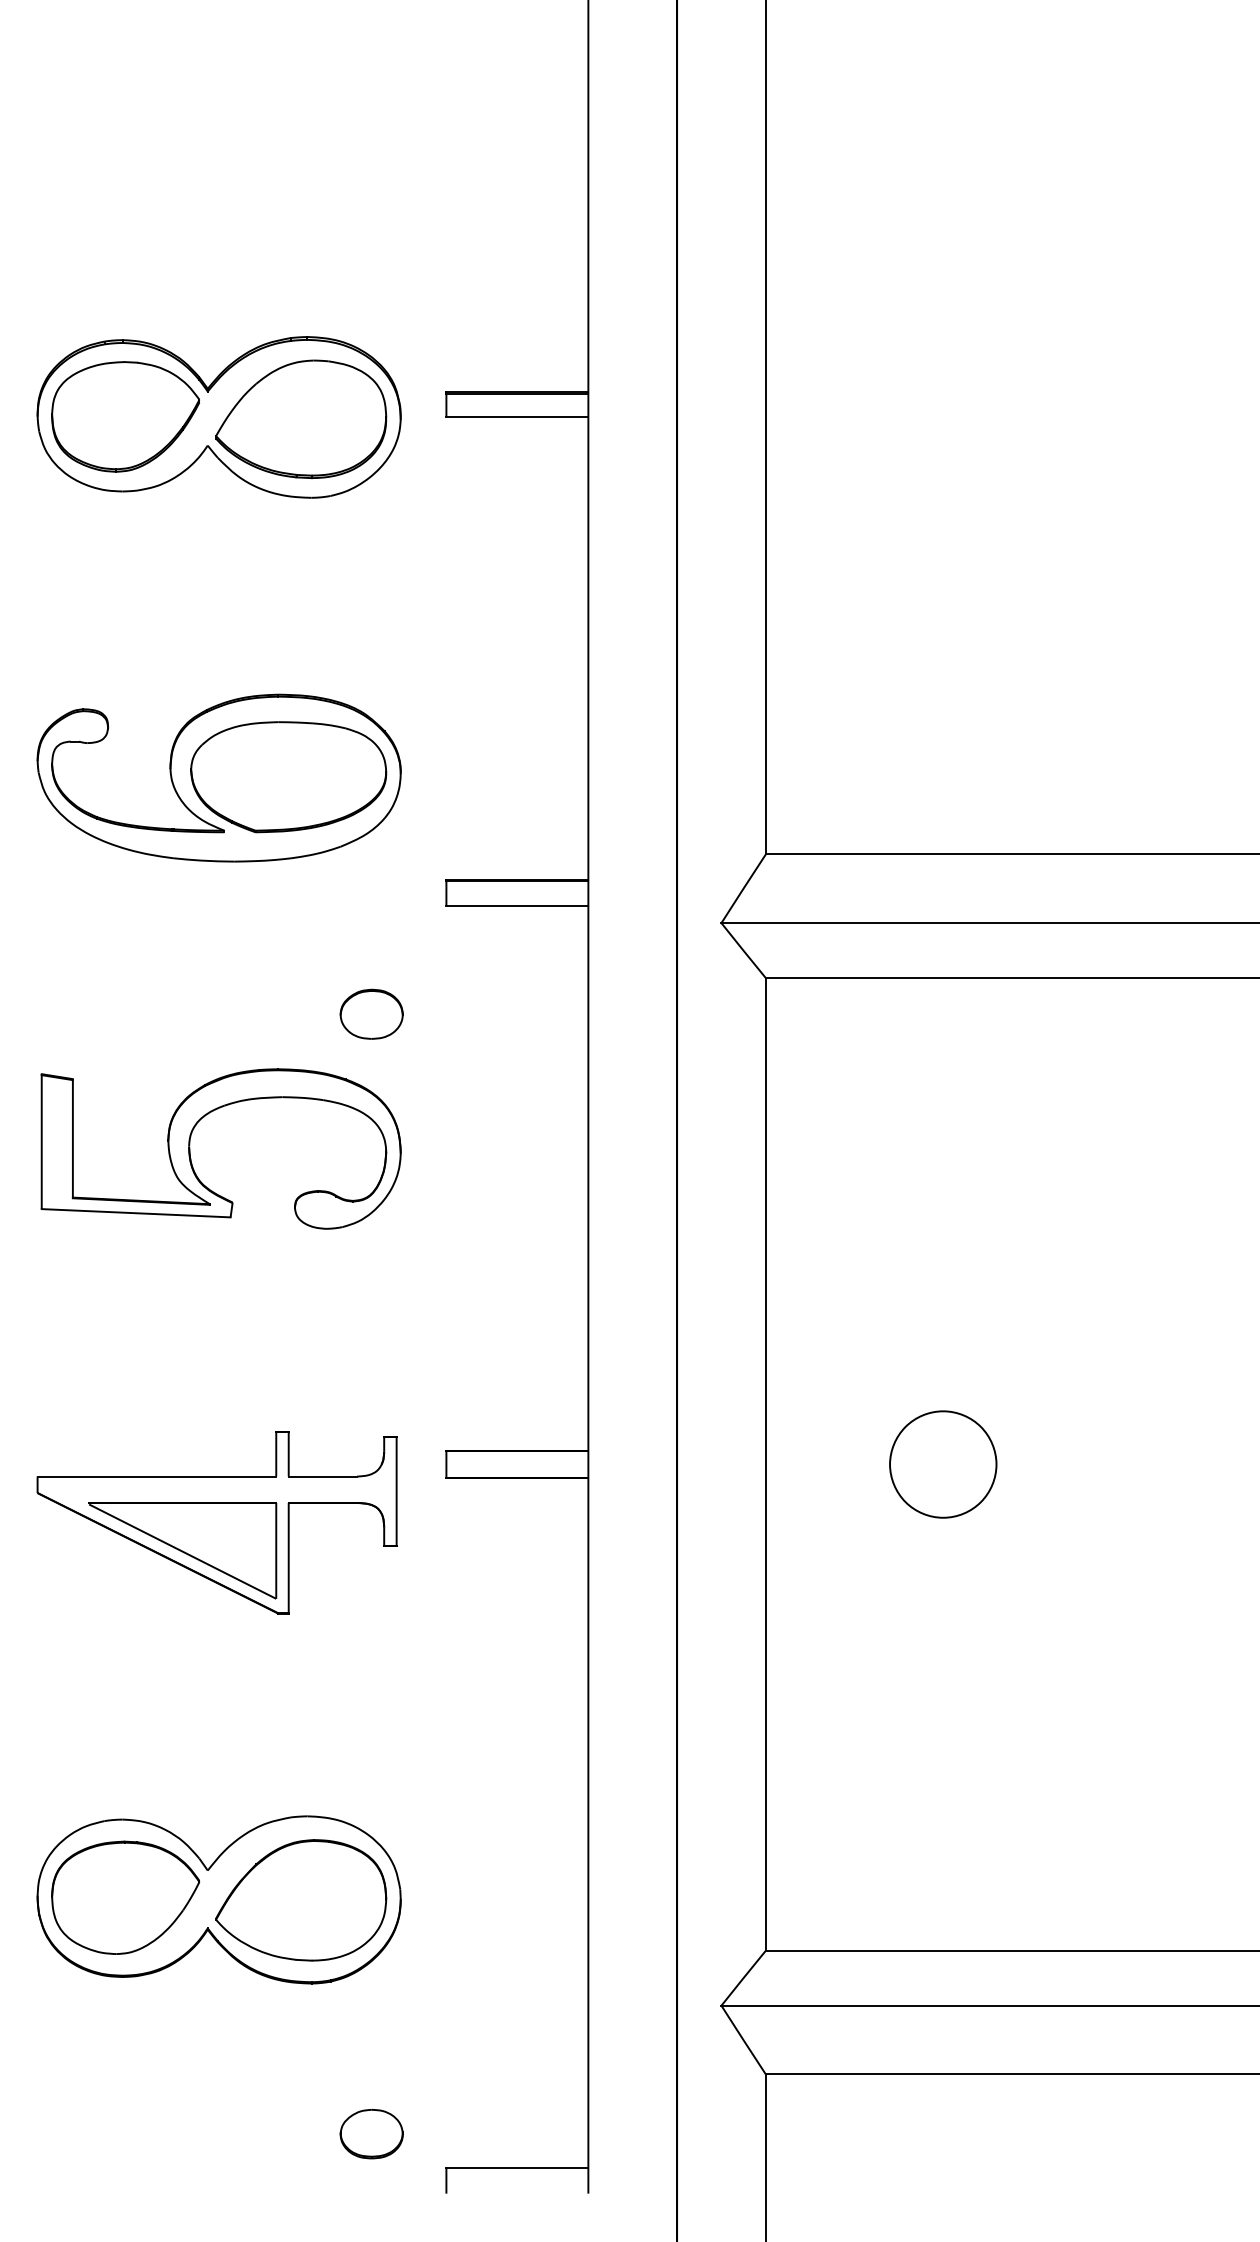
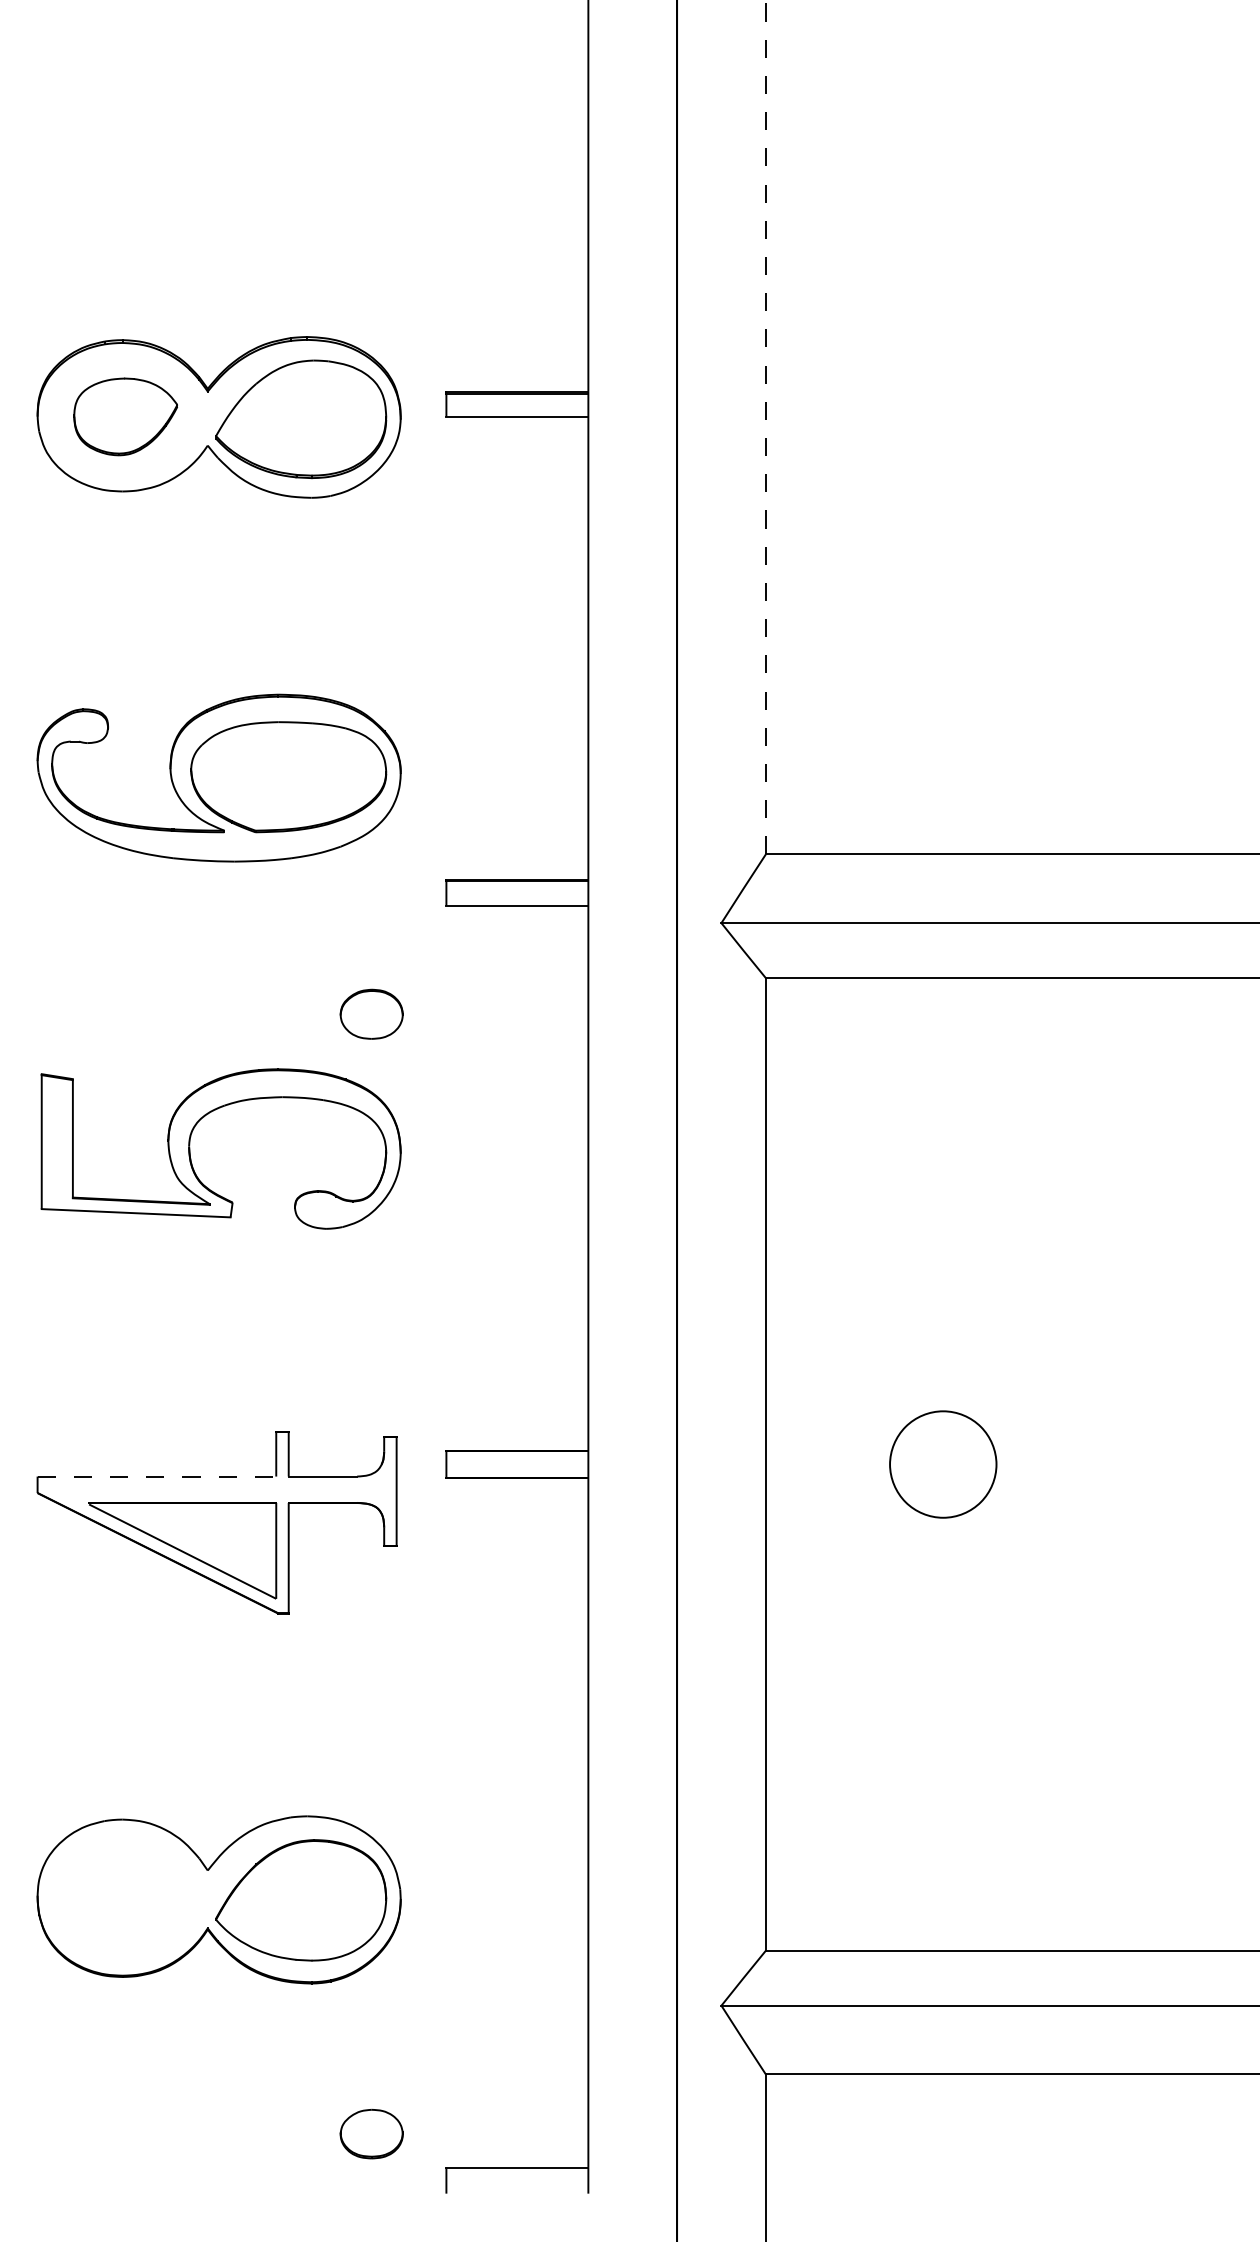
part size: 150x112 px -> 105x80 px (125, 416)
line: solid -> dashed (765, 426)
line: solid -> dashed (157, 1476)
part: present -> none (125, 1897)
